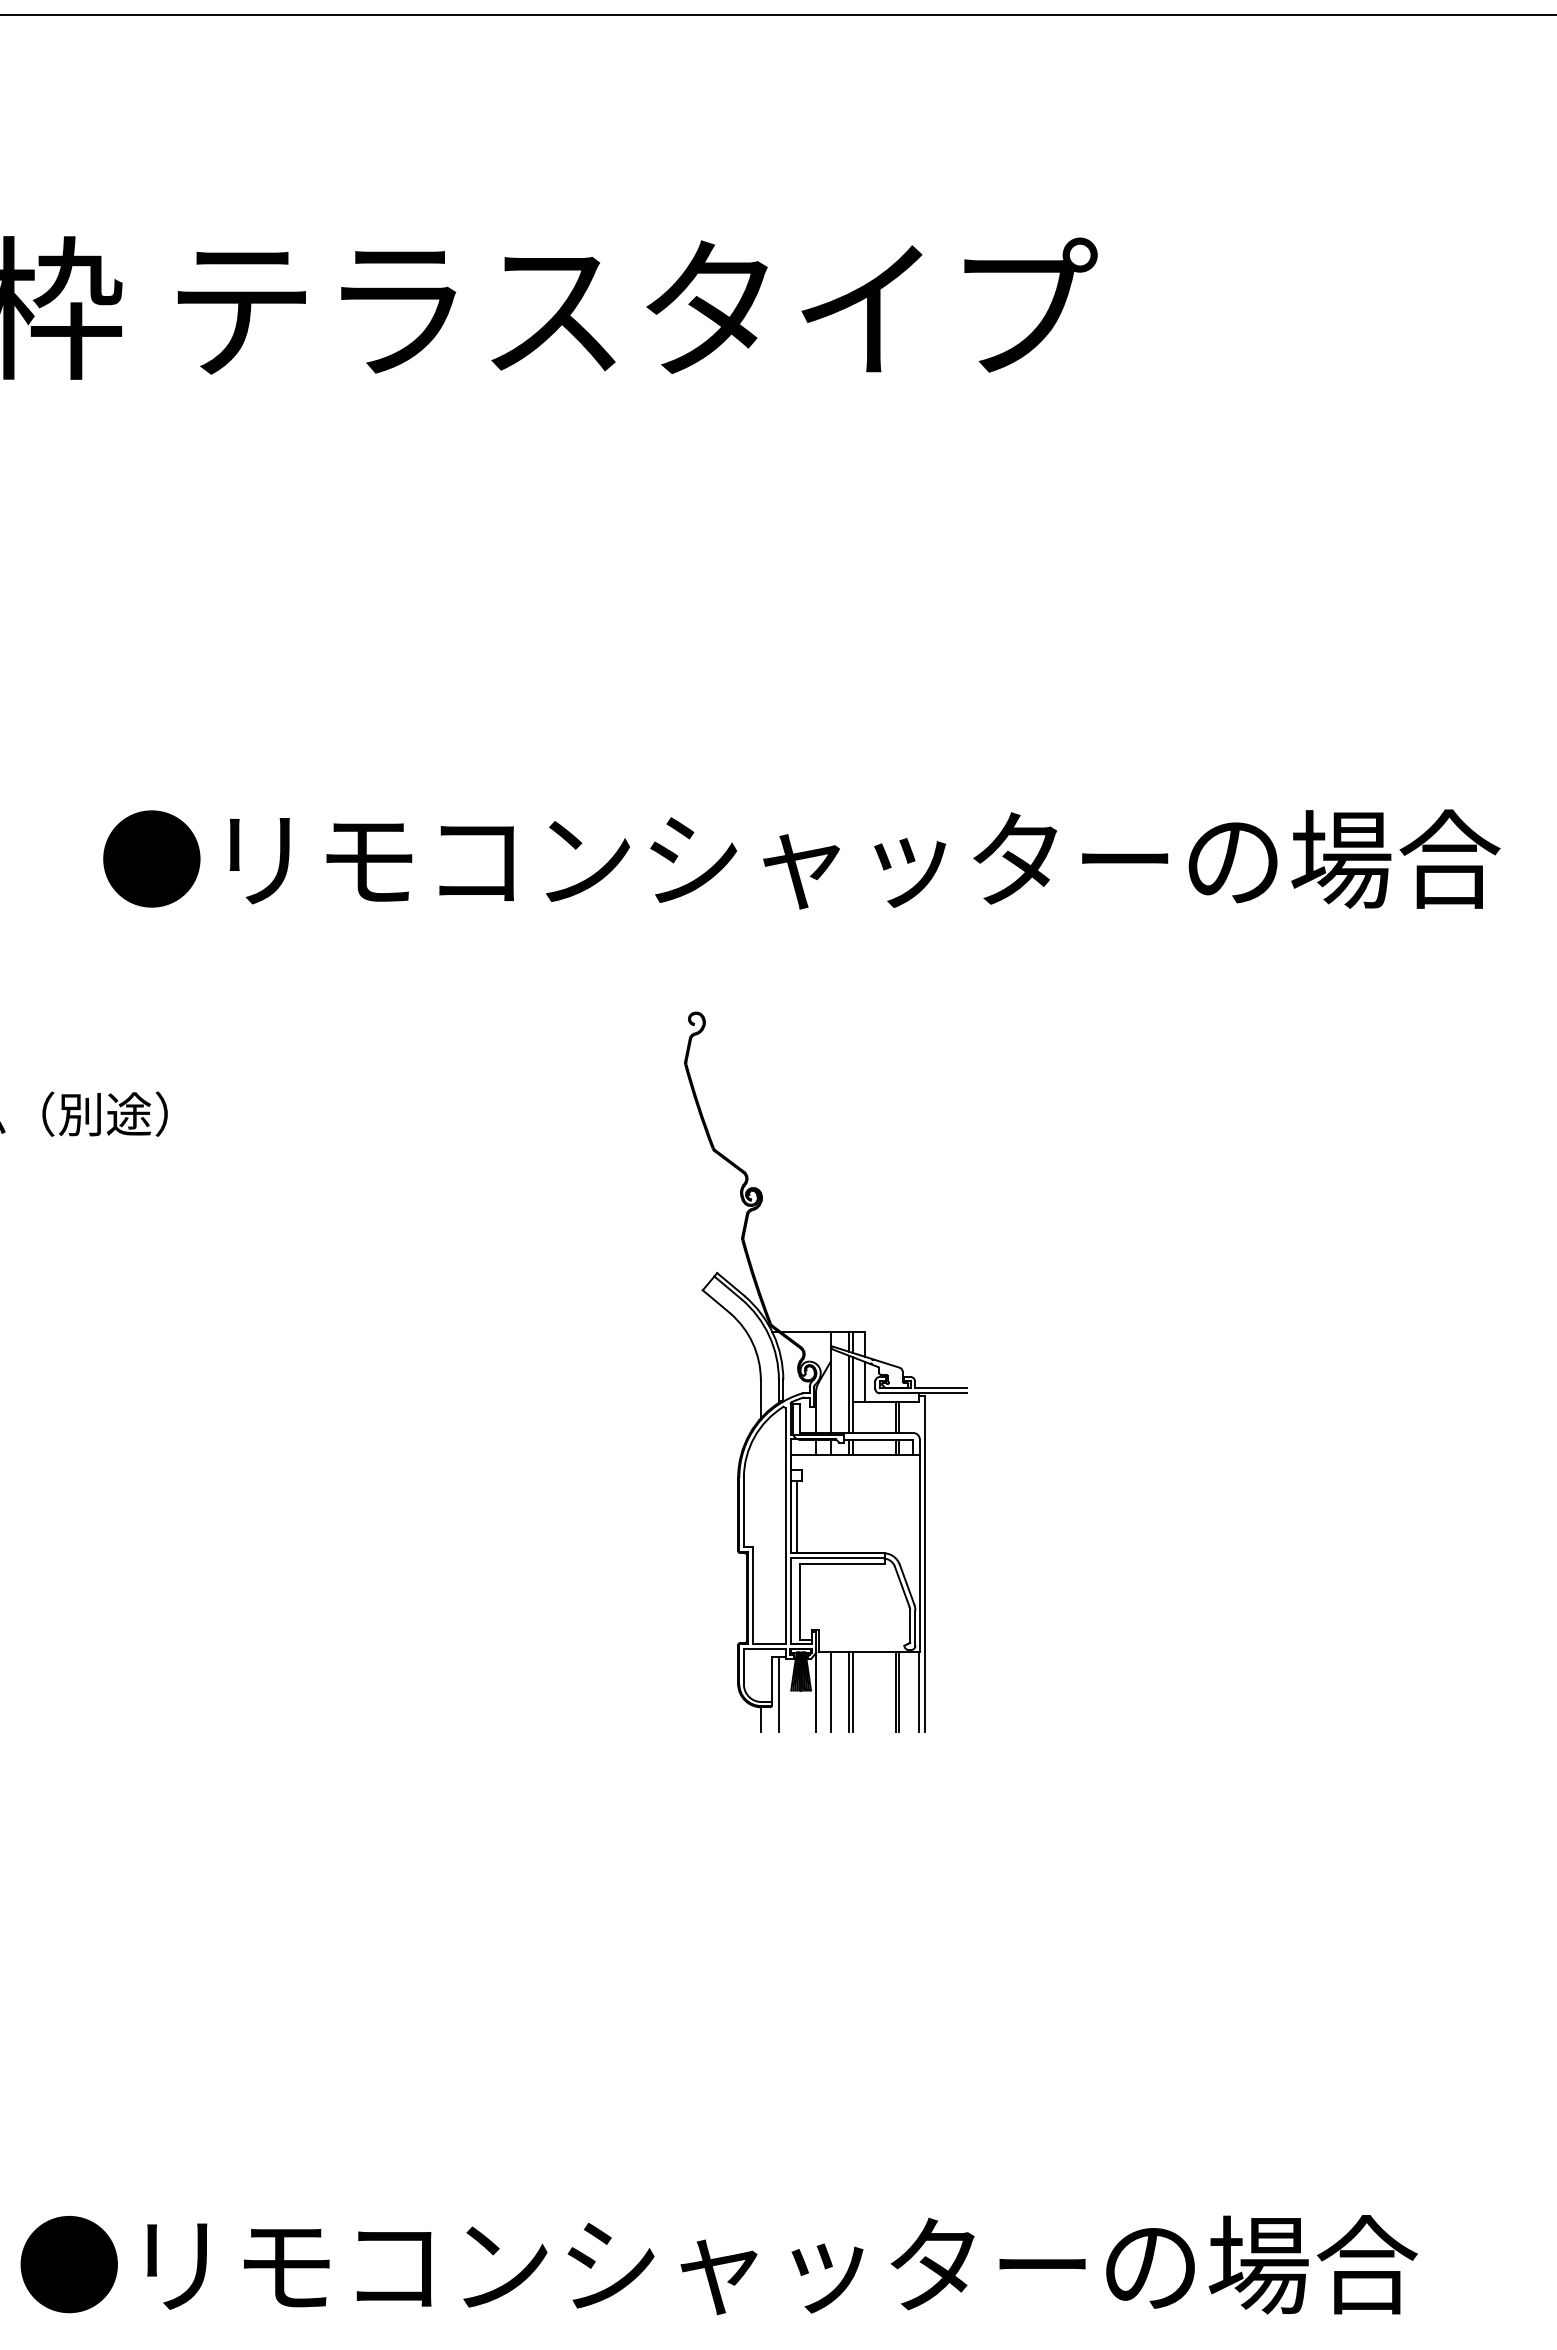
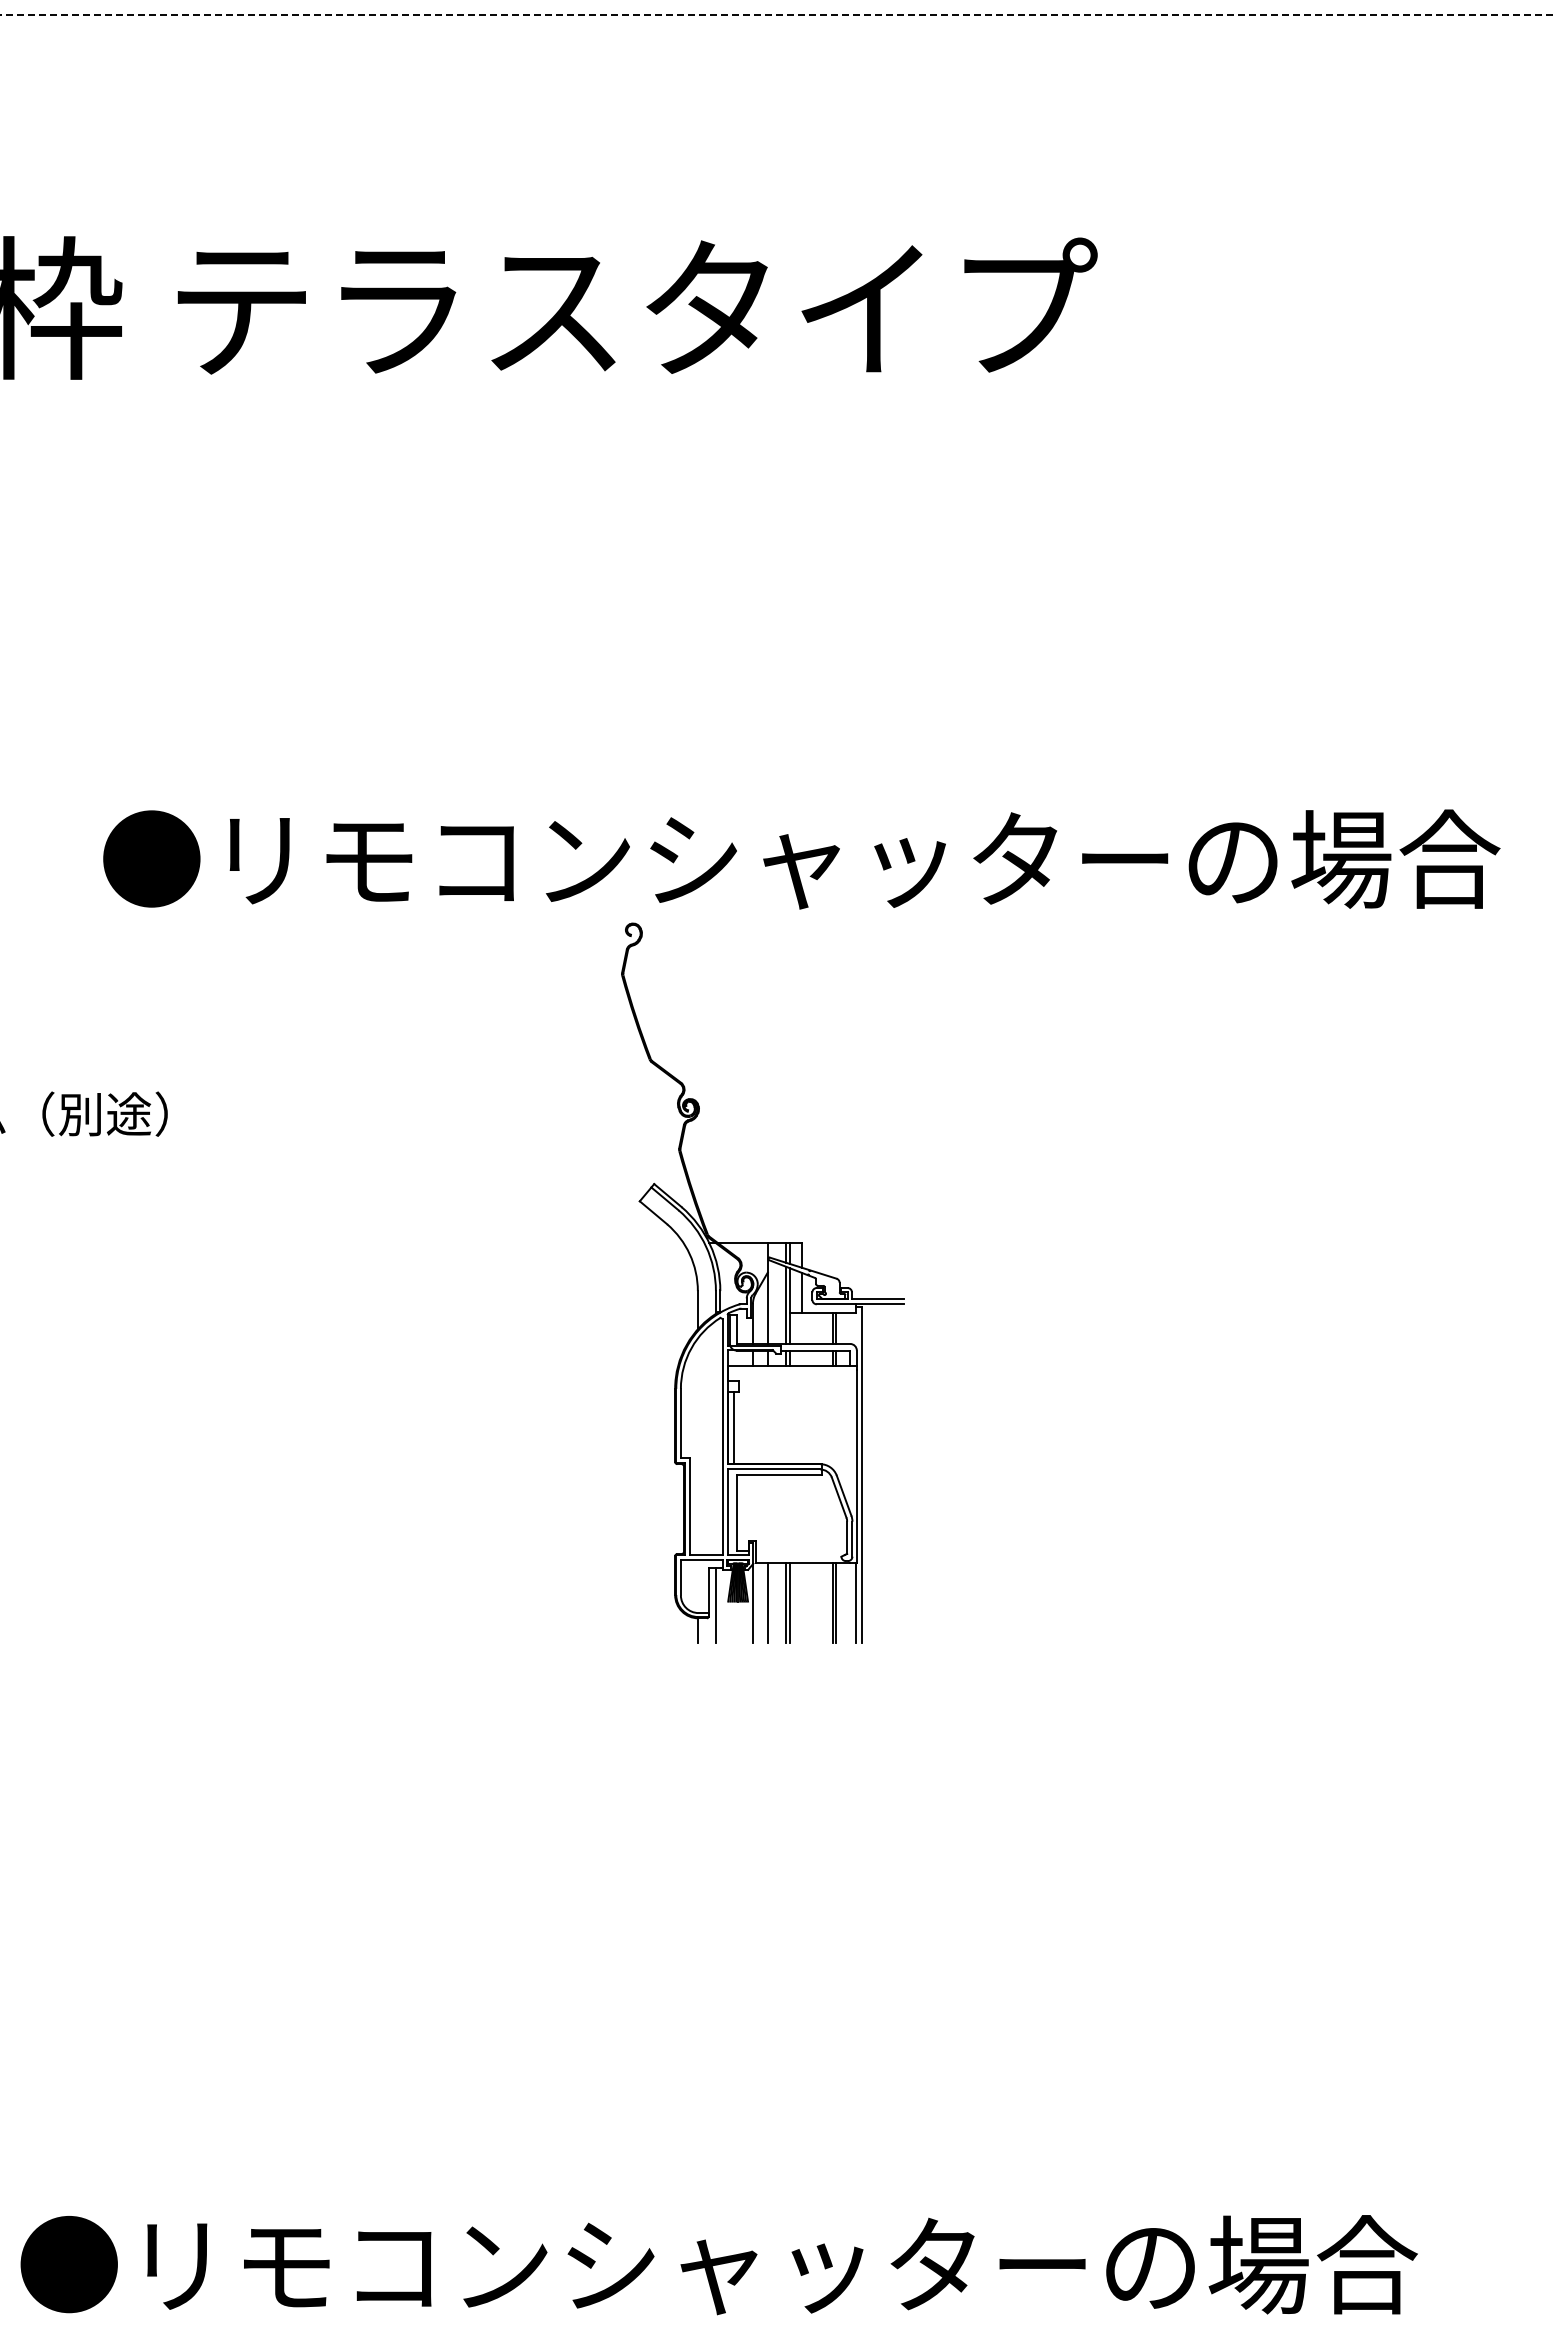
line: solid -> dashed (778, 15)
part position: (825, 1371) -> (762, 1282) (762, 1282)
